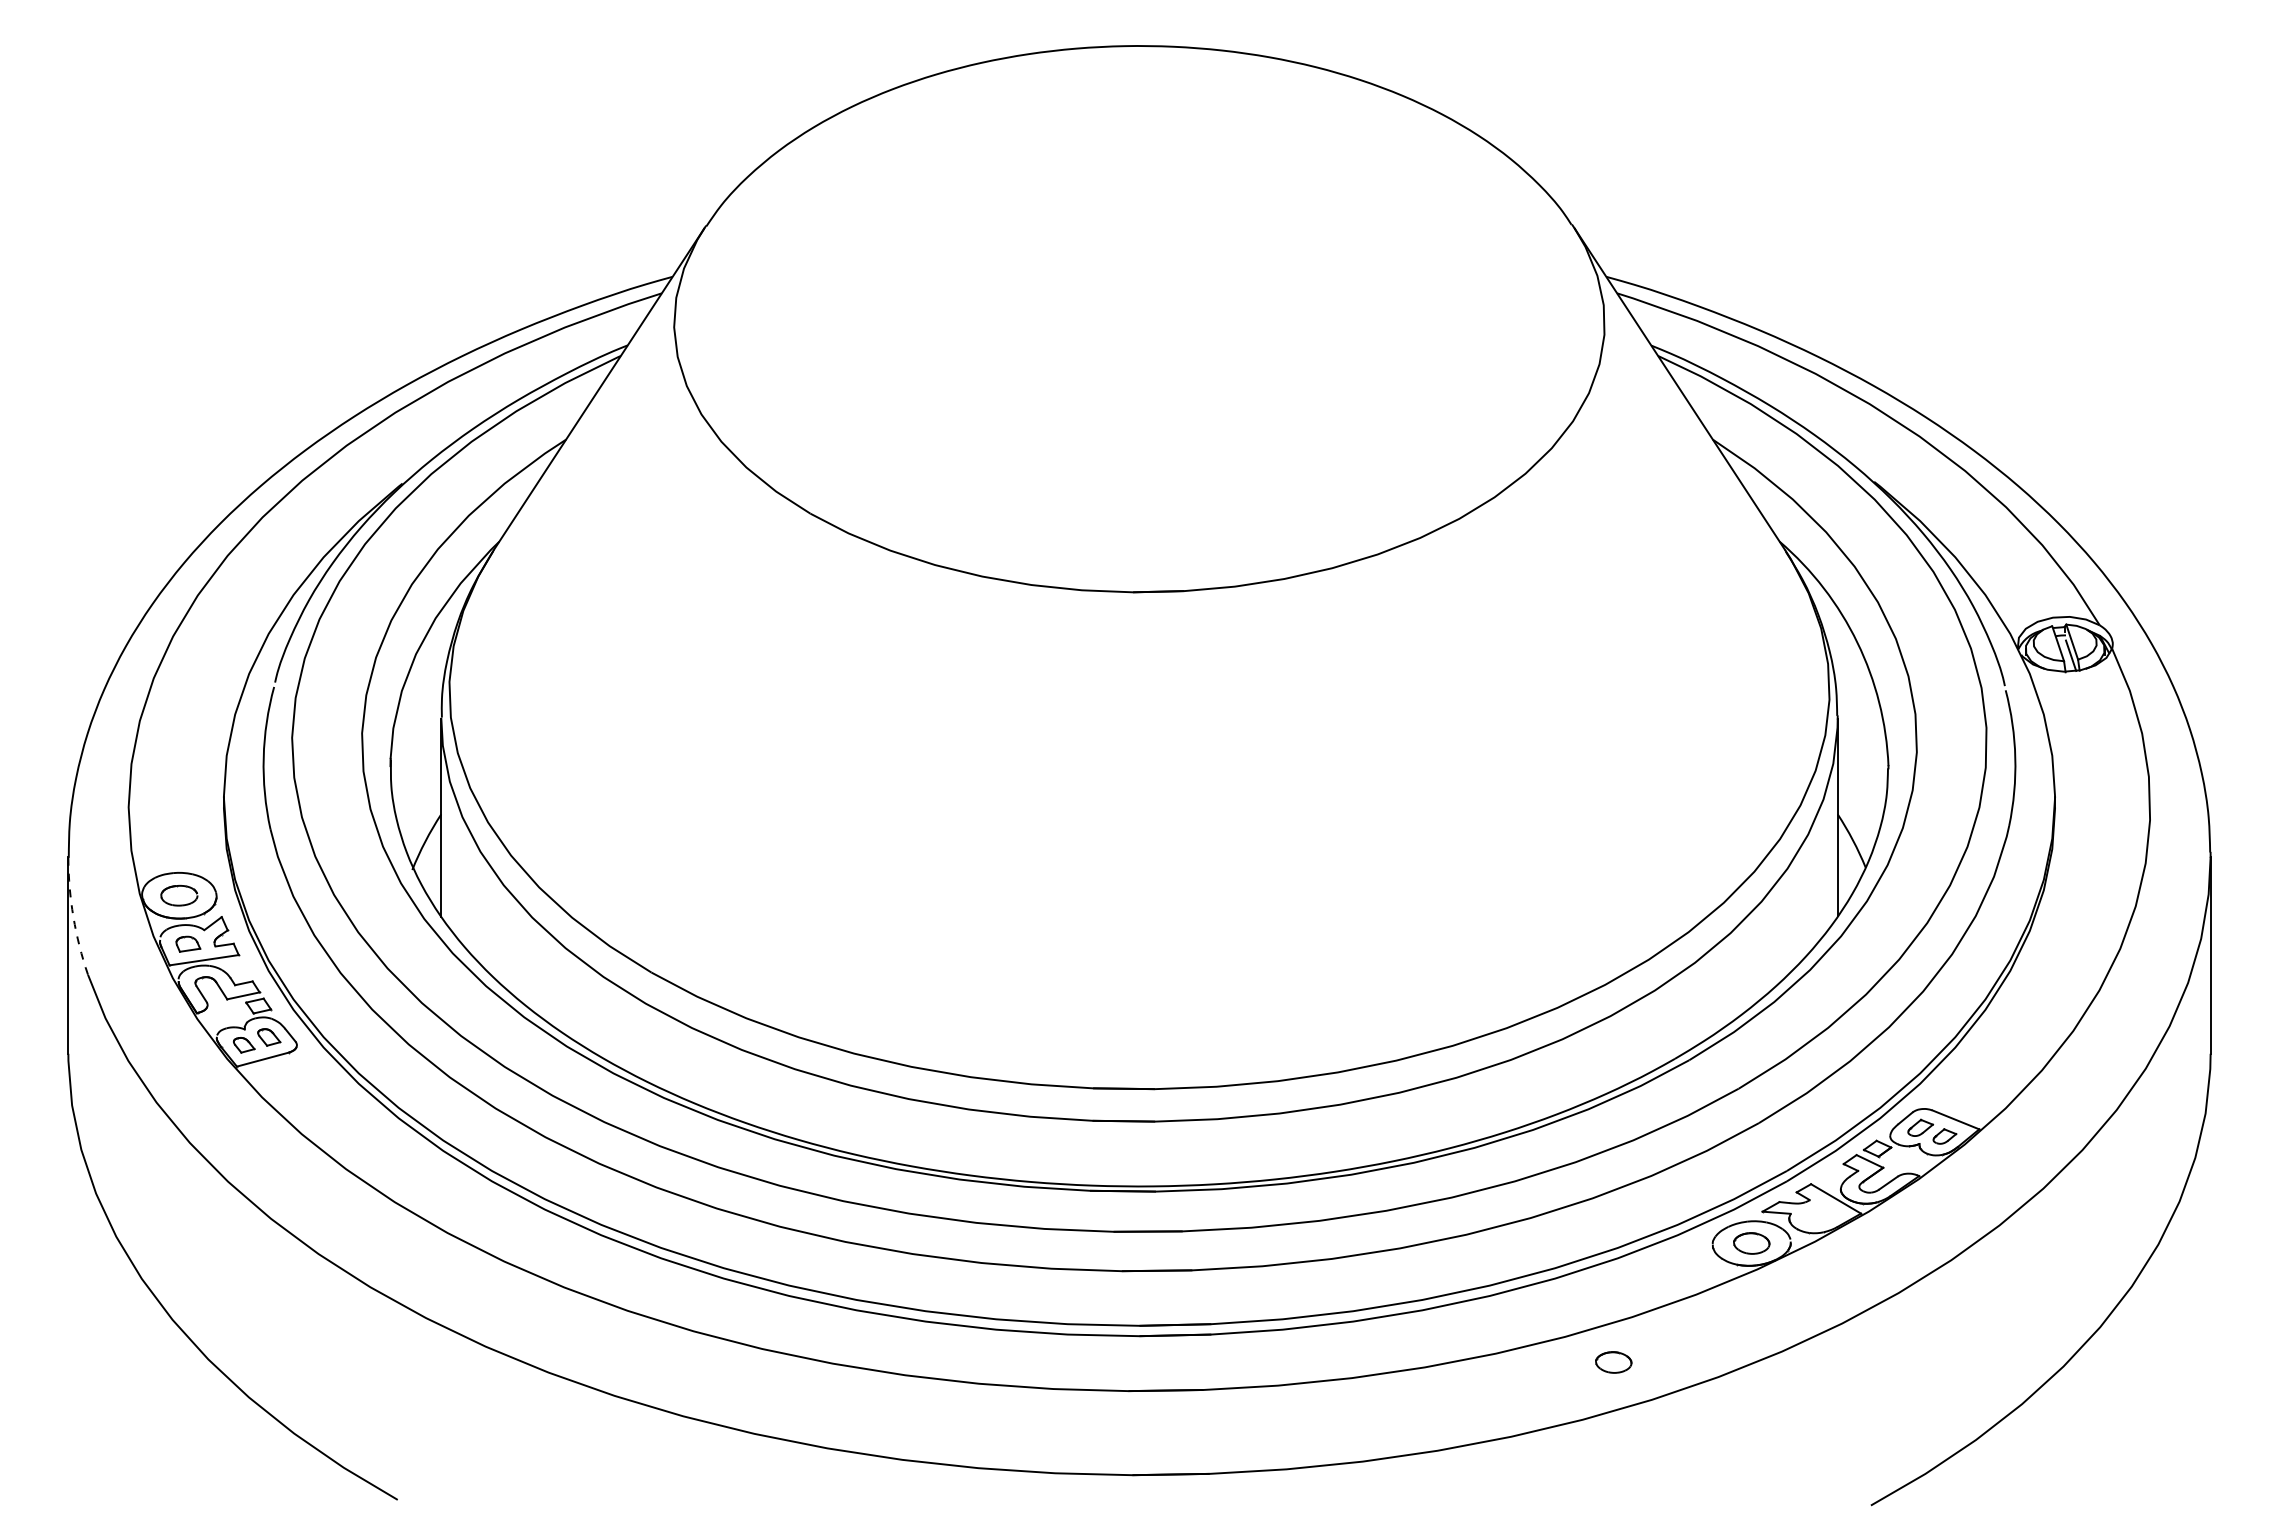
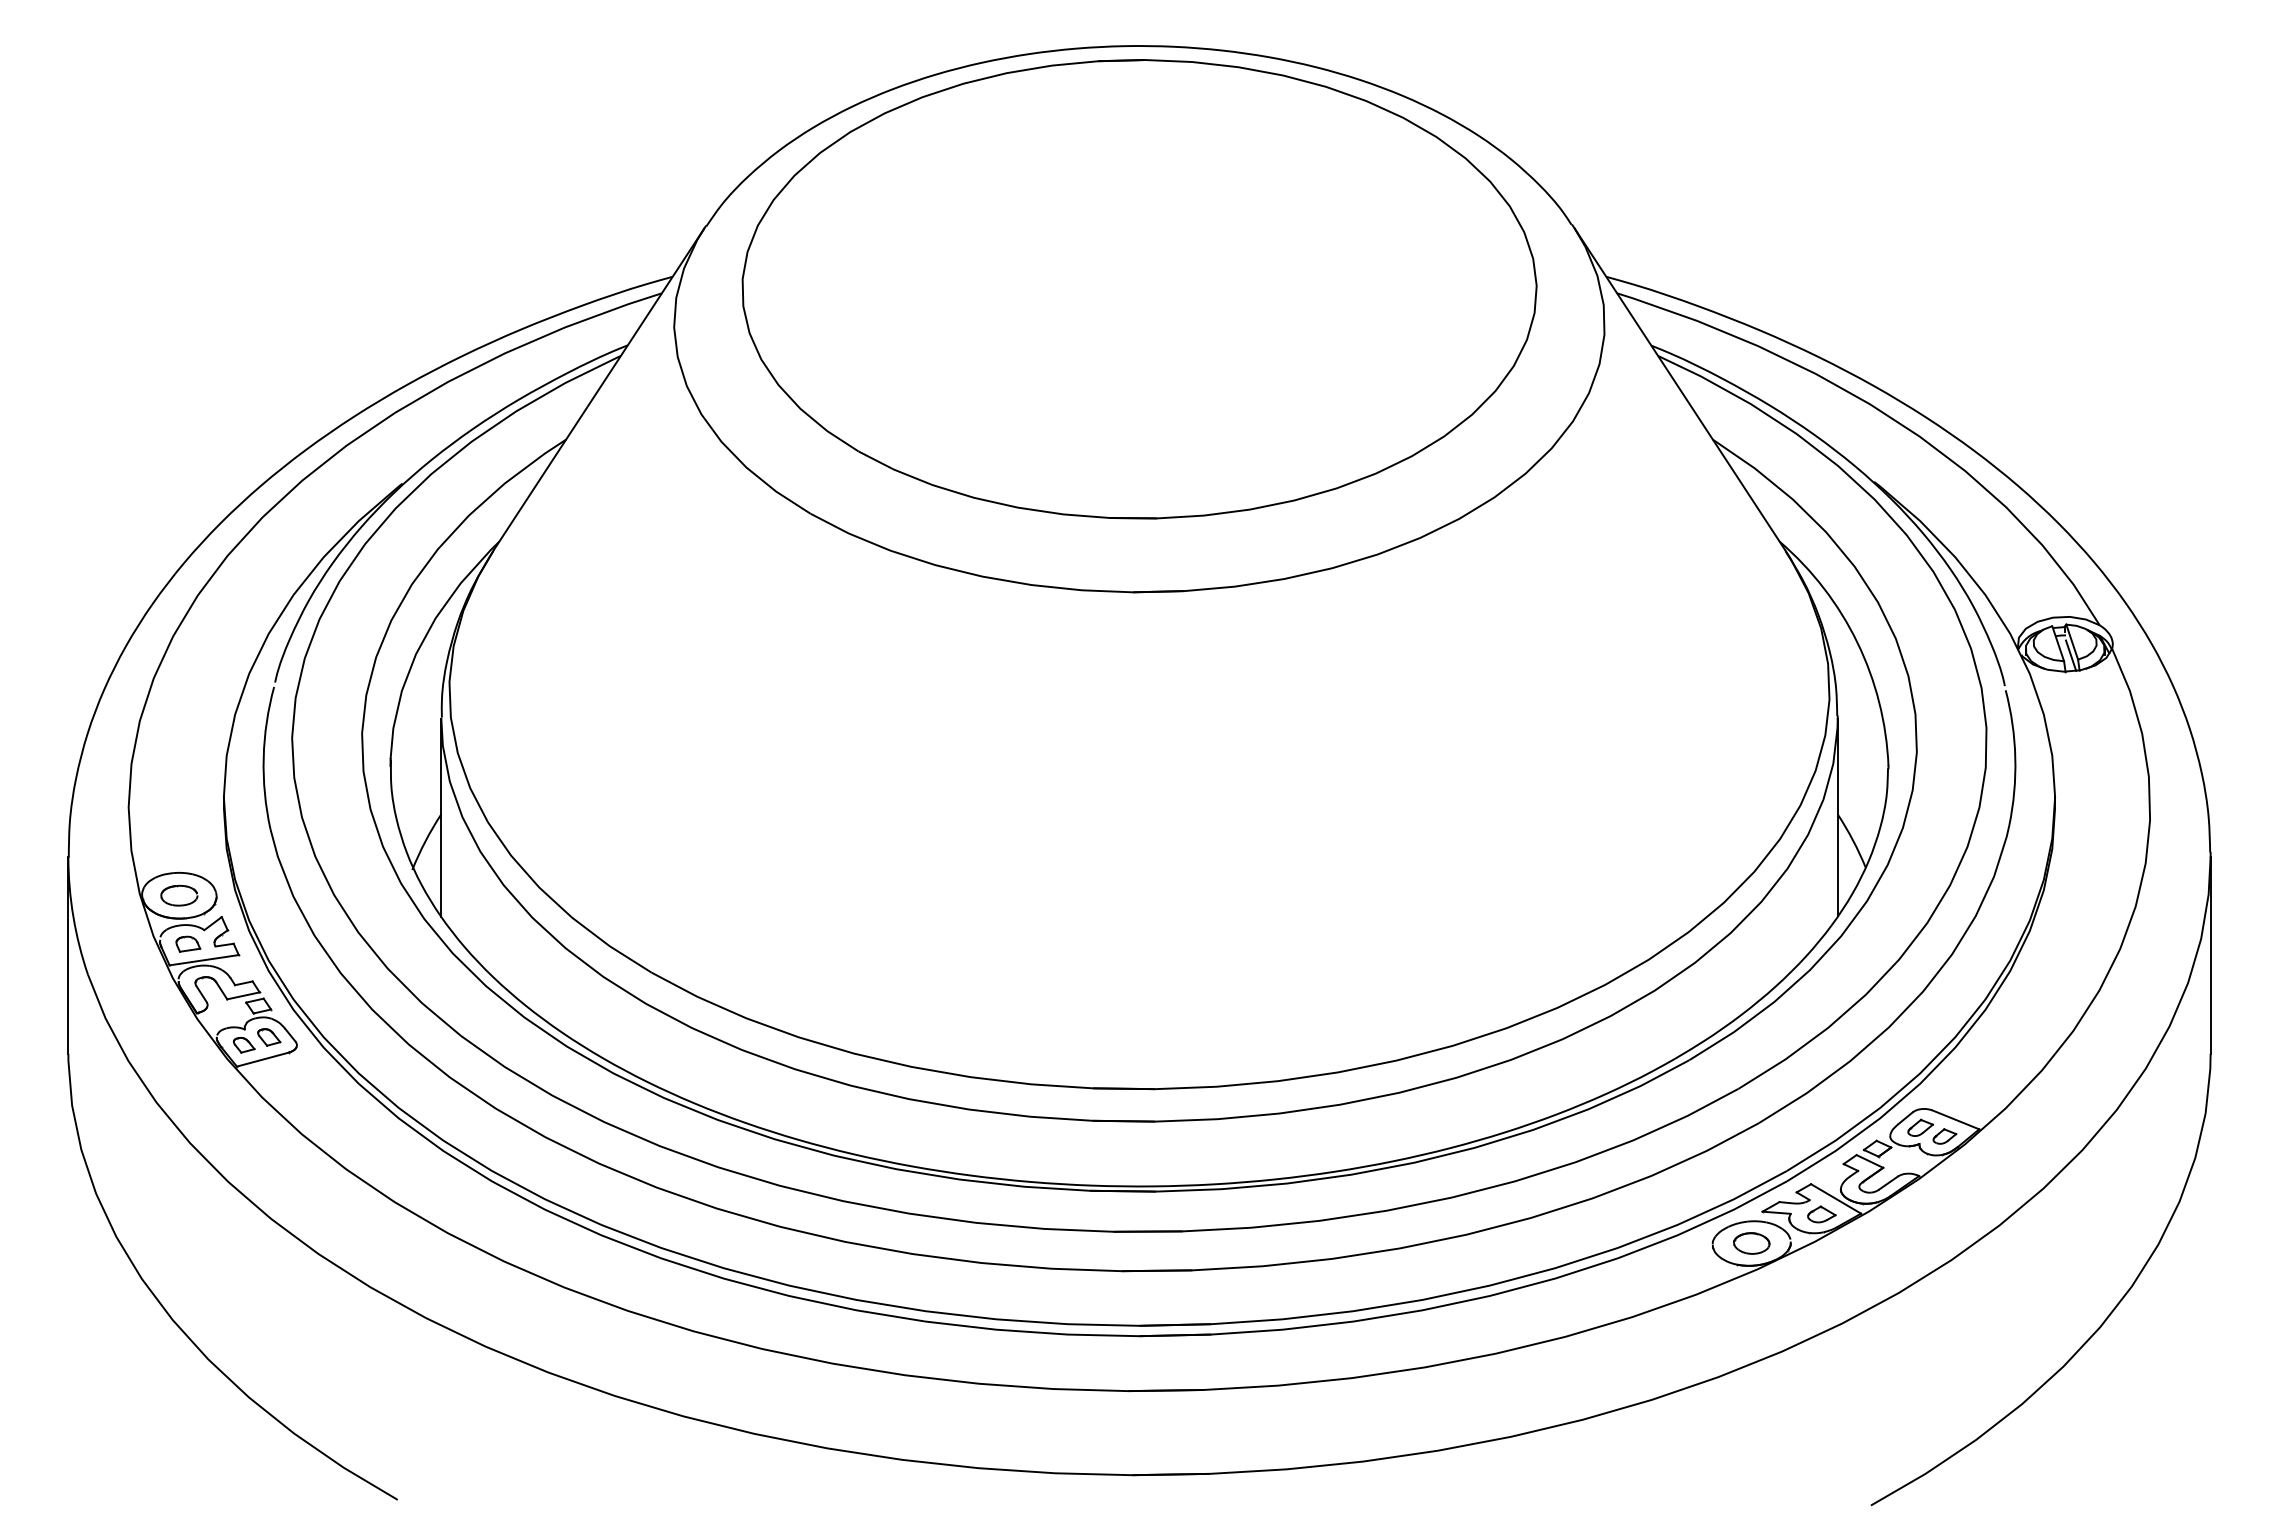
part: none -> present (1139, 289)
arc: dashed -> solid (73, 917)
part: none -> present (1821, 1214)
part: present -> none (1613, 1362)
